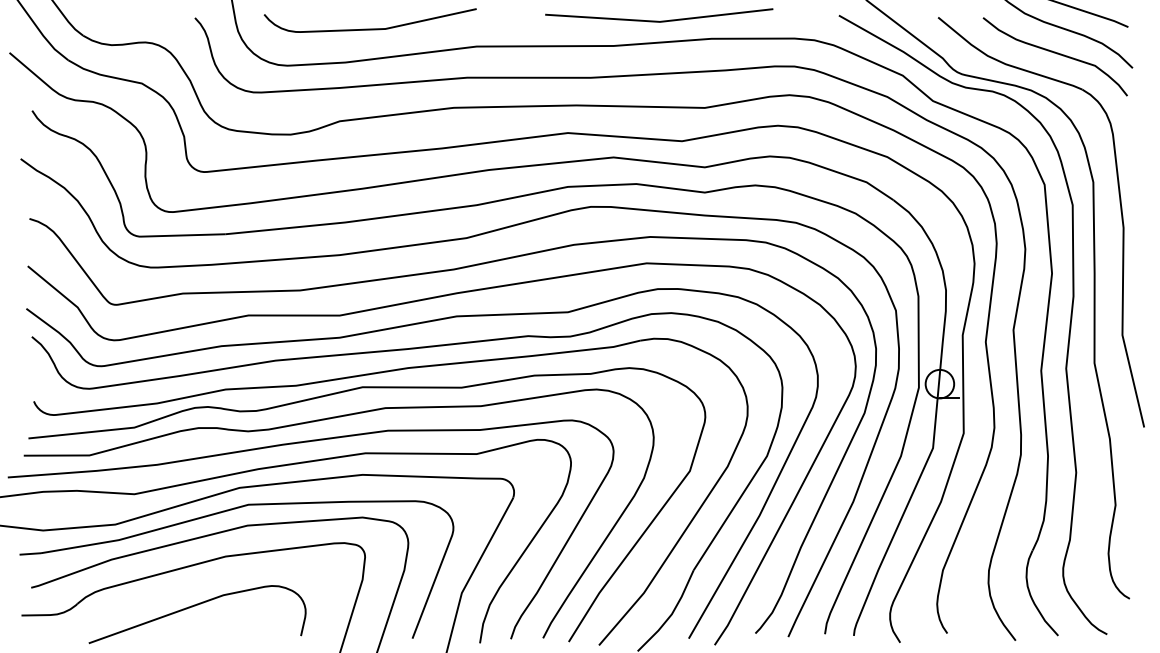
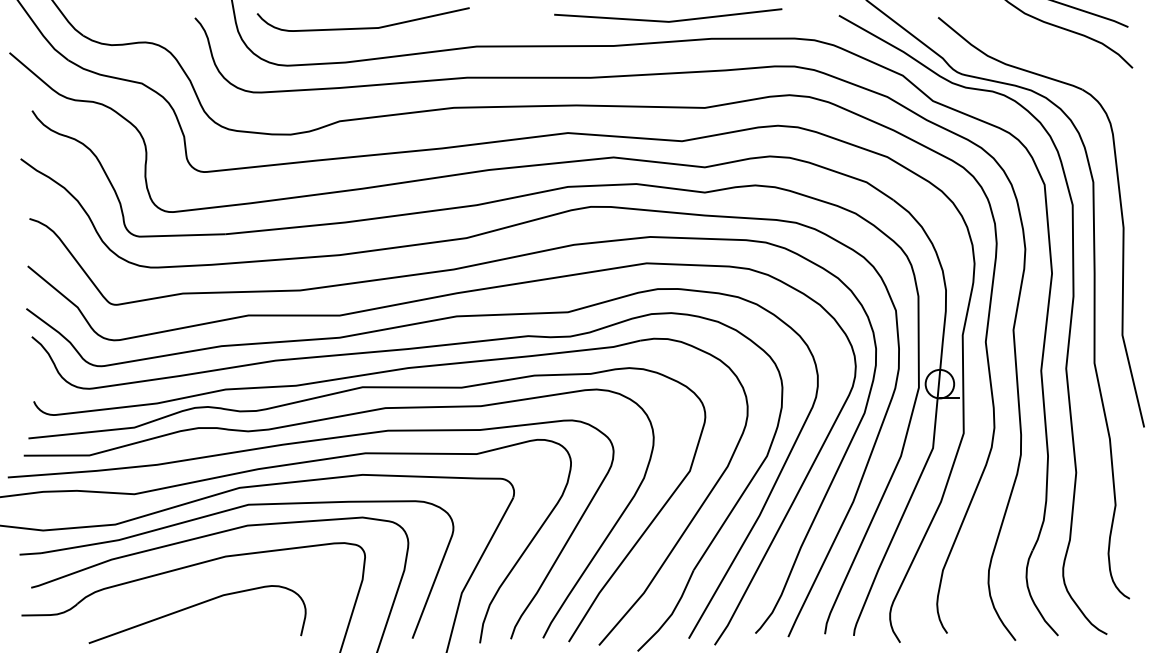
line position: (658, 20) -> (667, 20) (667, 20)
curve position: (369, 28) -> (362, 27) (362, 27)
curve: present -> none (1056, 54)
